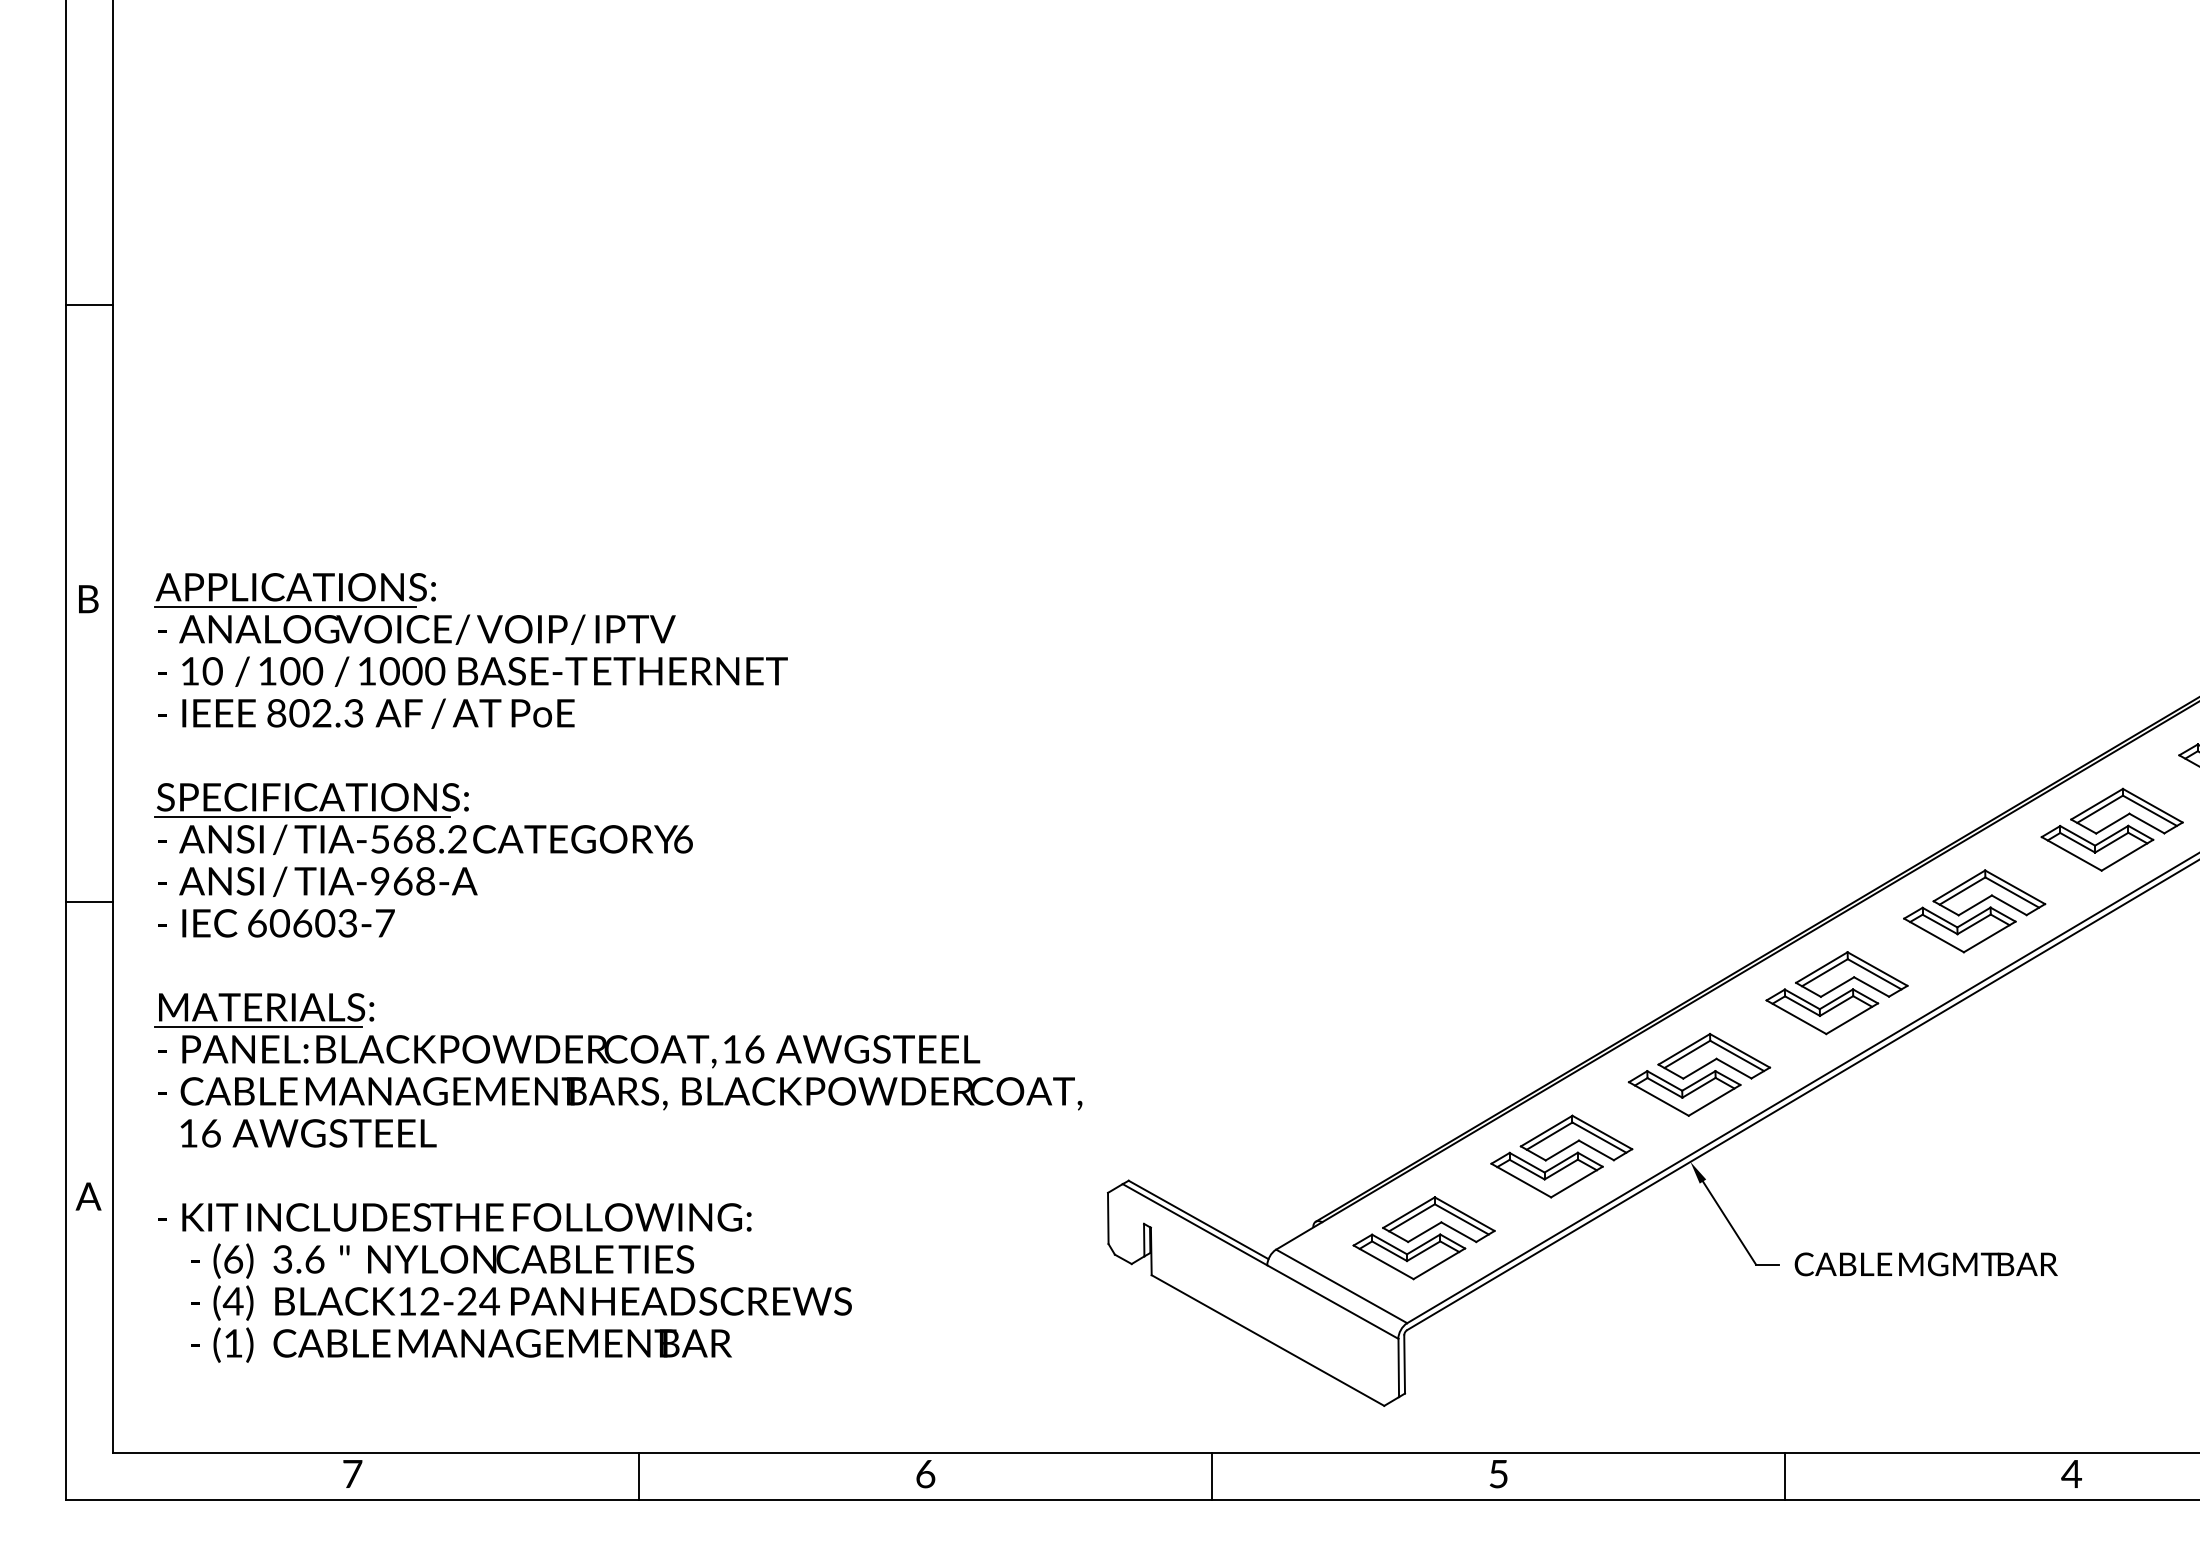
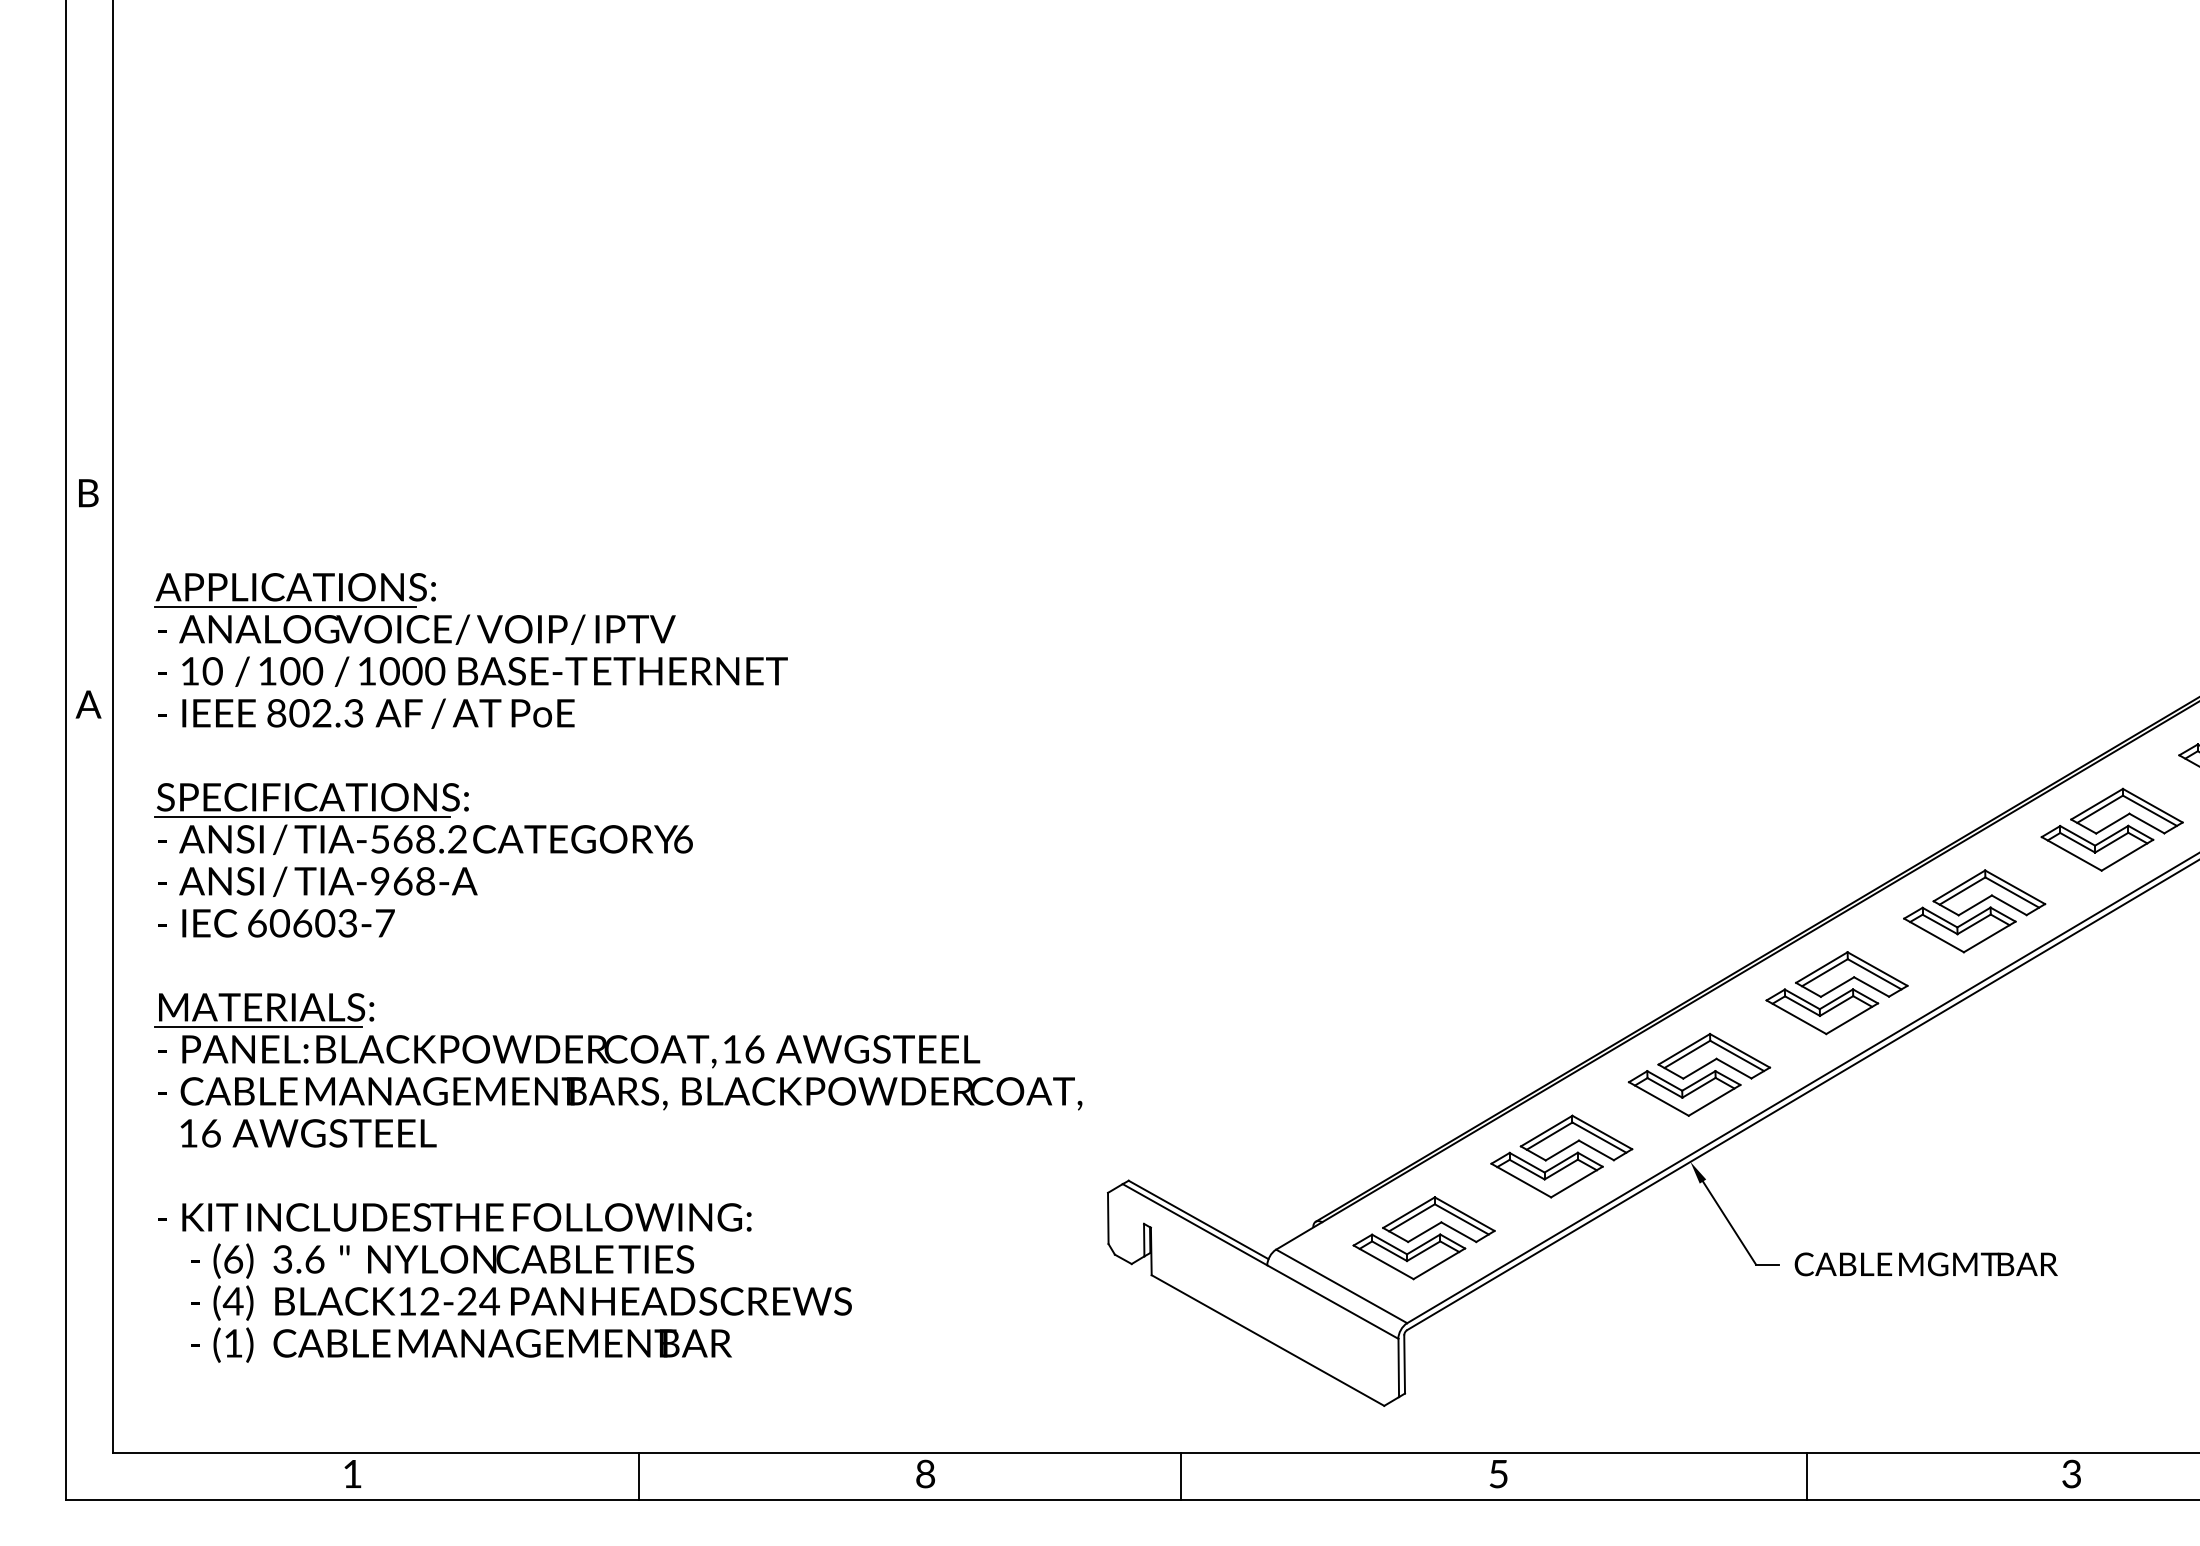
line: present -> none (88, 305)
text position: (88, 599) -> (88, 493) (88, 493)
line: present -> none (88, 902)
text position: (88, 1196) -> (88, 704) (88, 704)
text: 7 -> 1 (352, 1473)
text: 6 -> 8 (925, 1473)
text: 4 -> 3 (2071, 1473)
line position: (1212, 1476) -> (1181, 1476) (1181, 1476)
line position: (1785, 1476) -> (1807, 1476) (1807, 1476)
